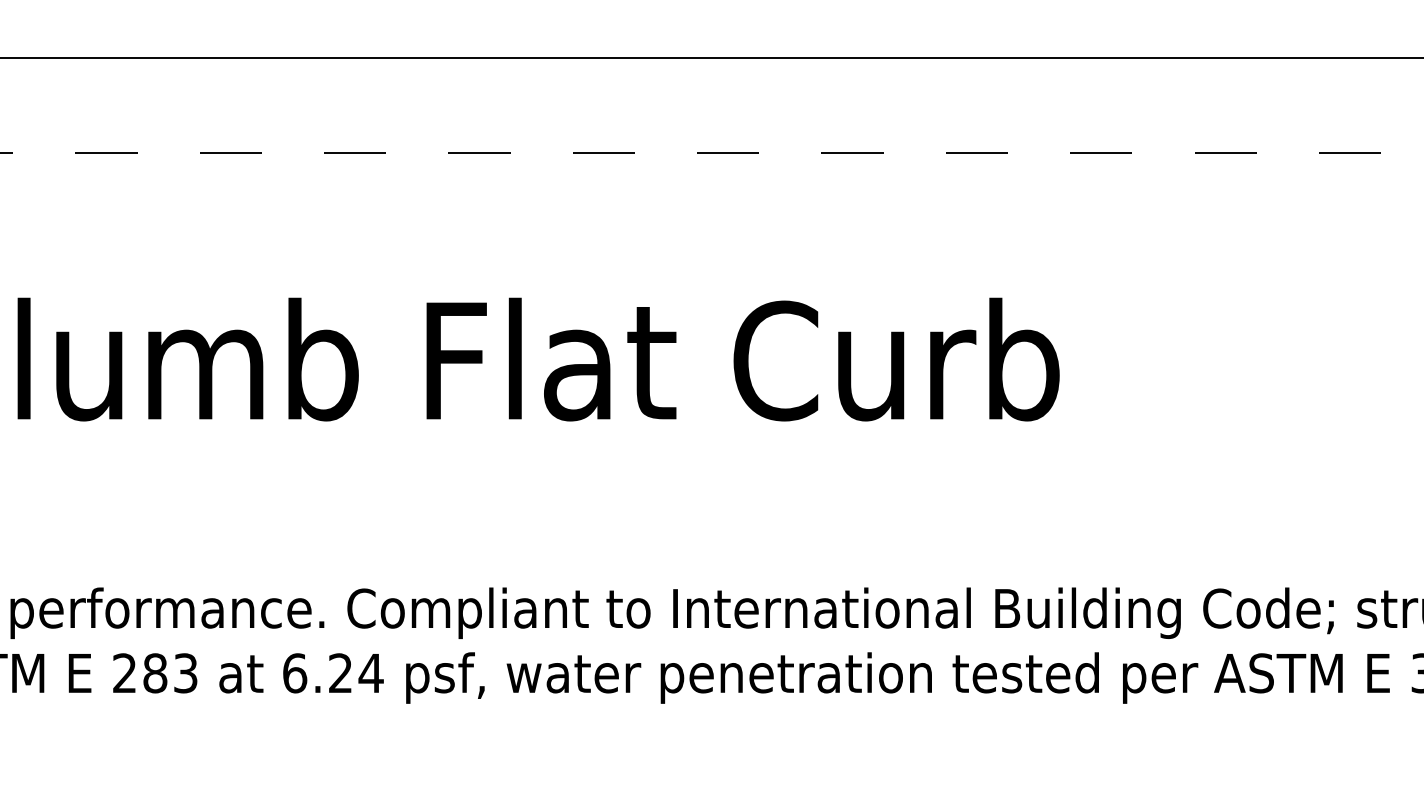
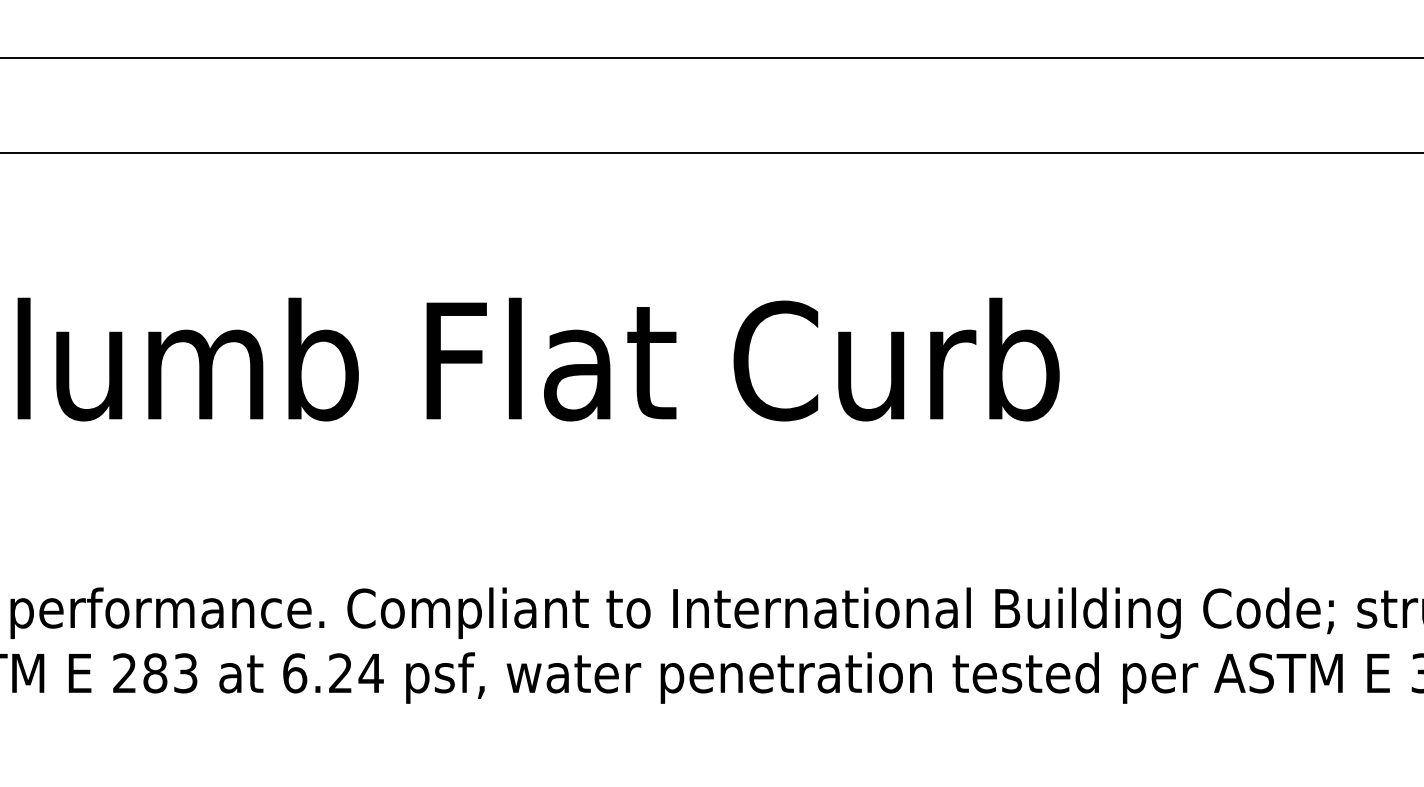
line: dashed -> solid (712, 152)
